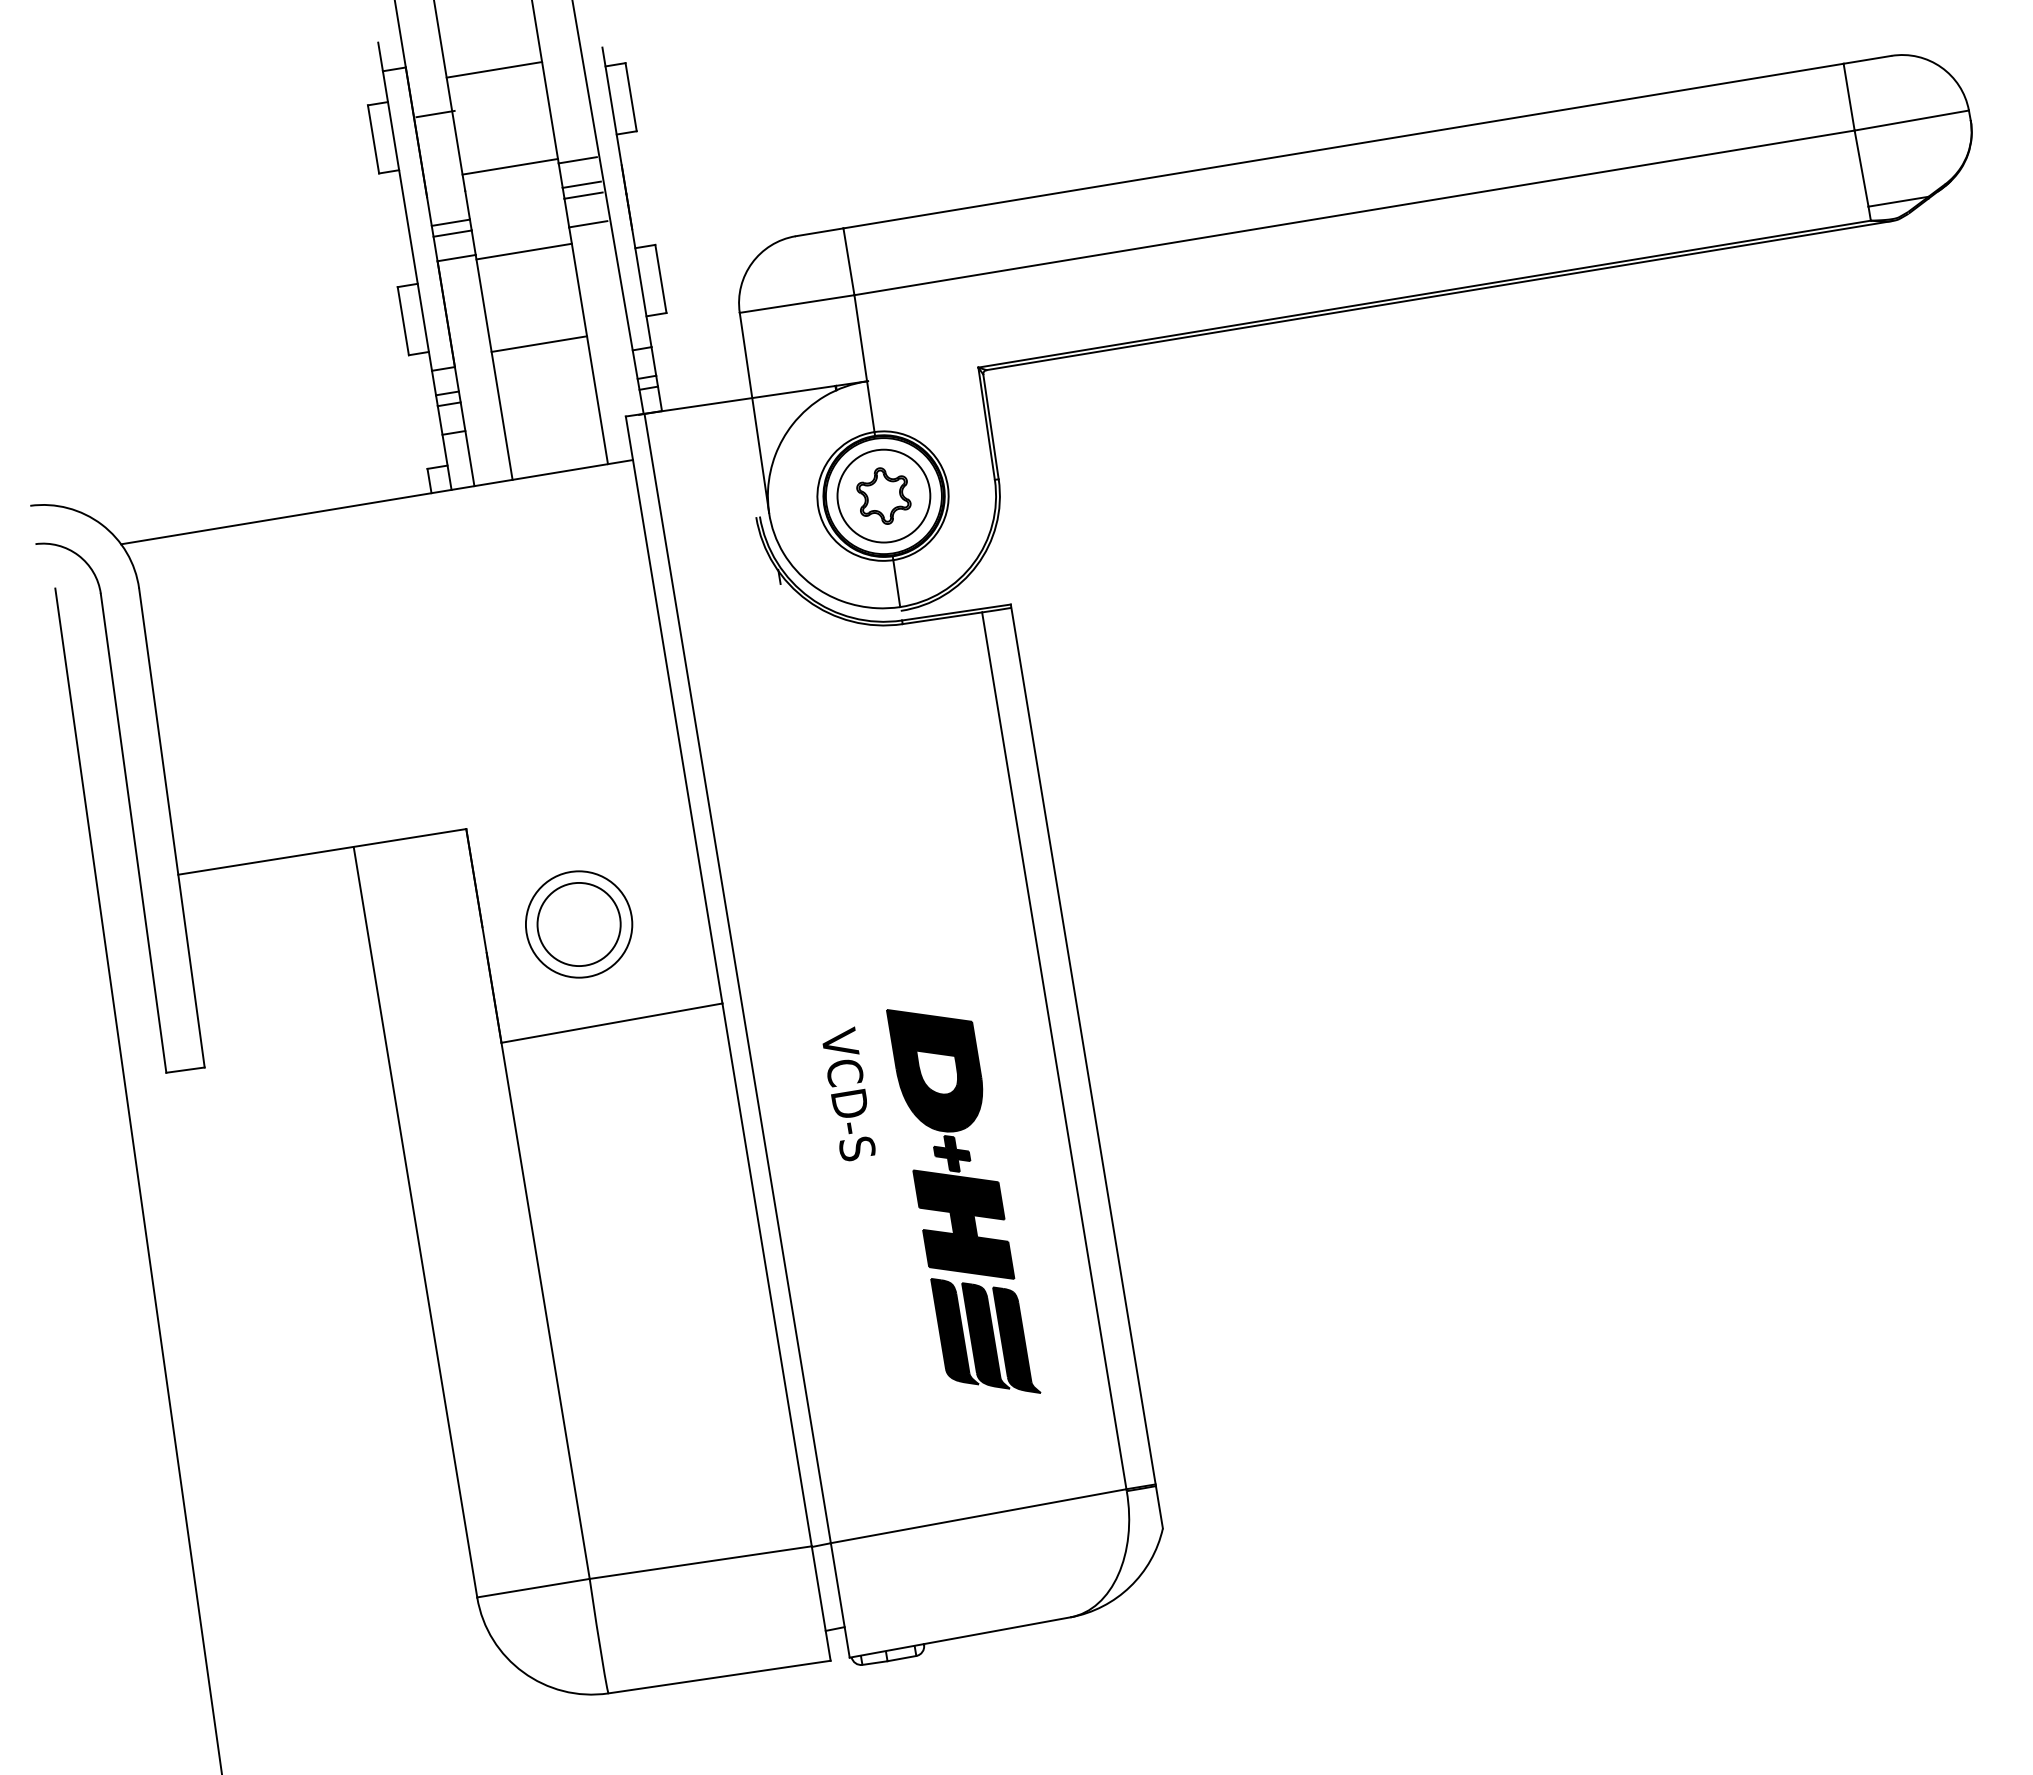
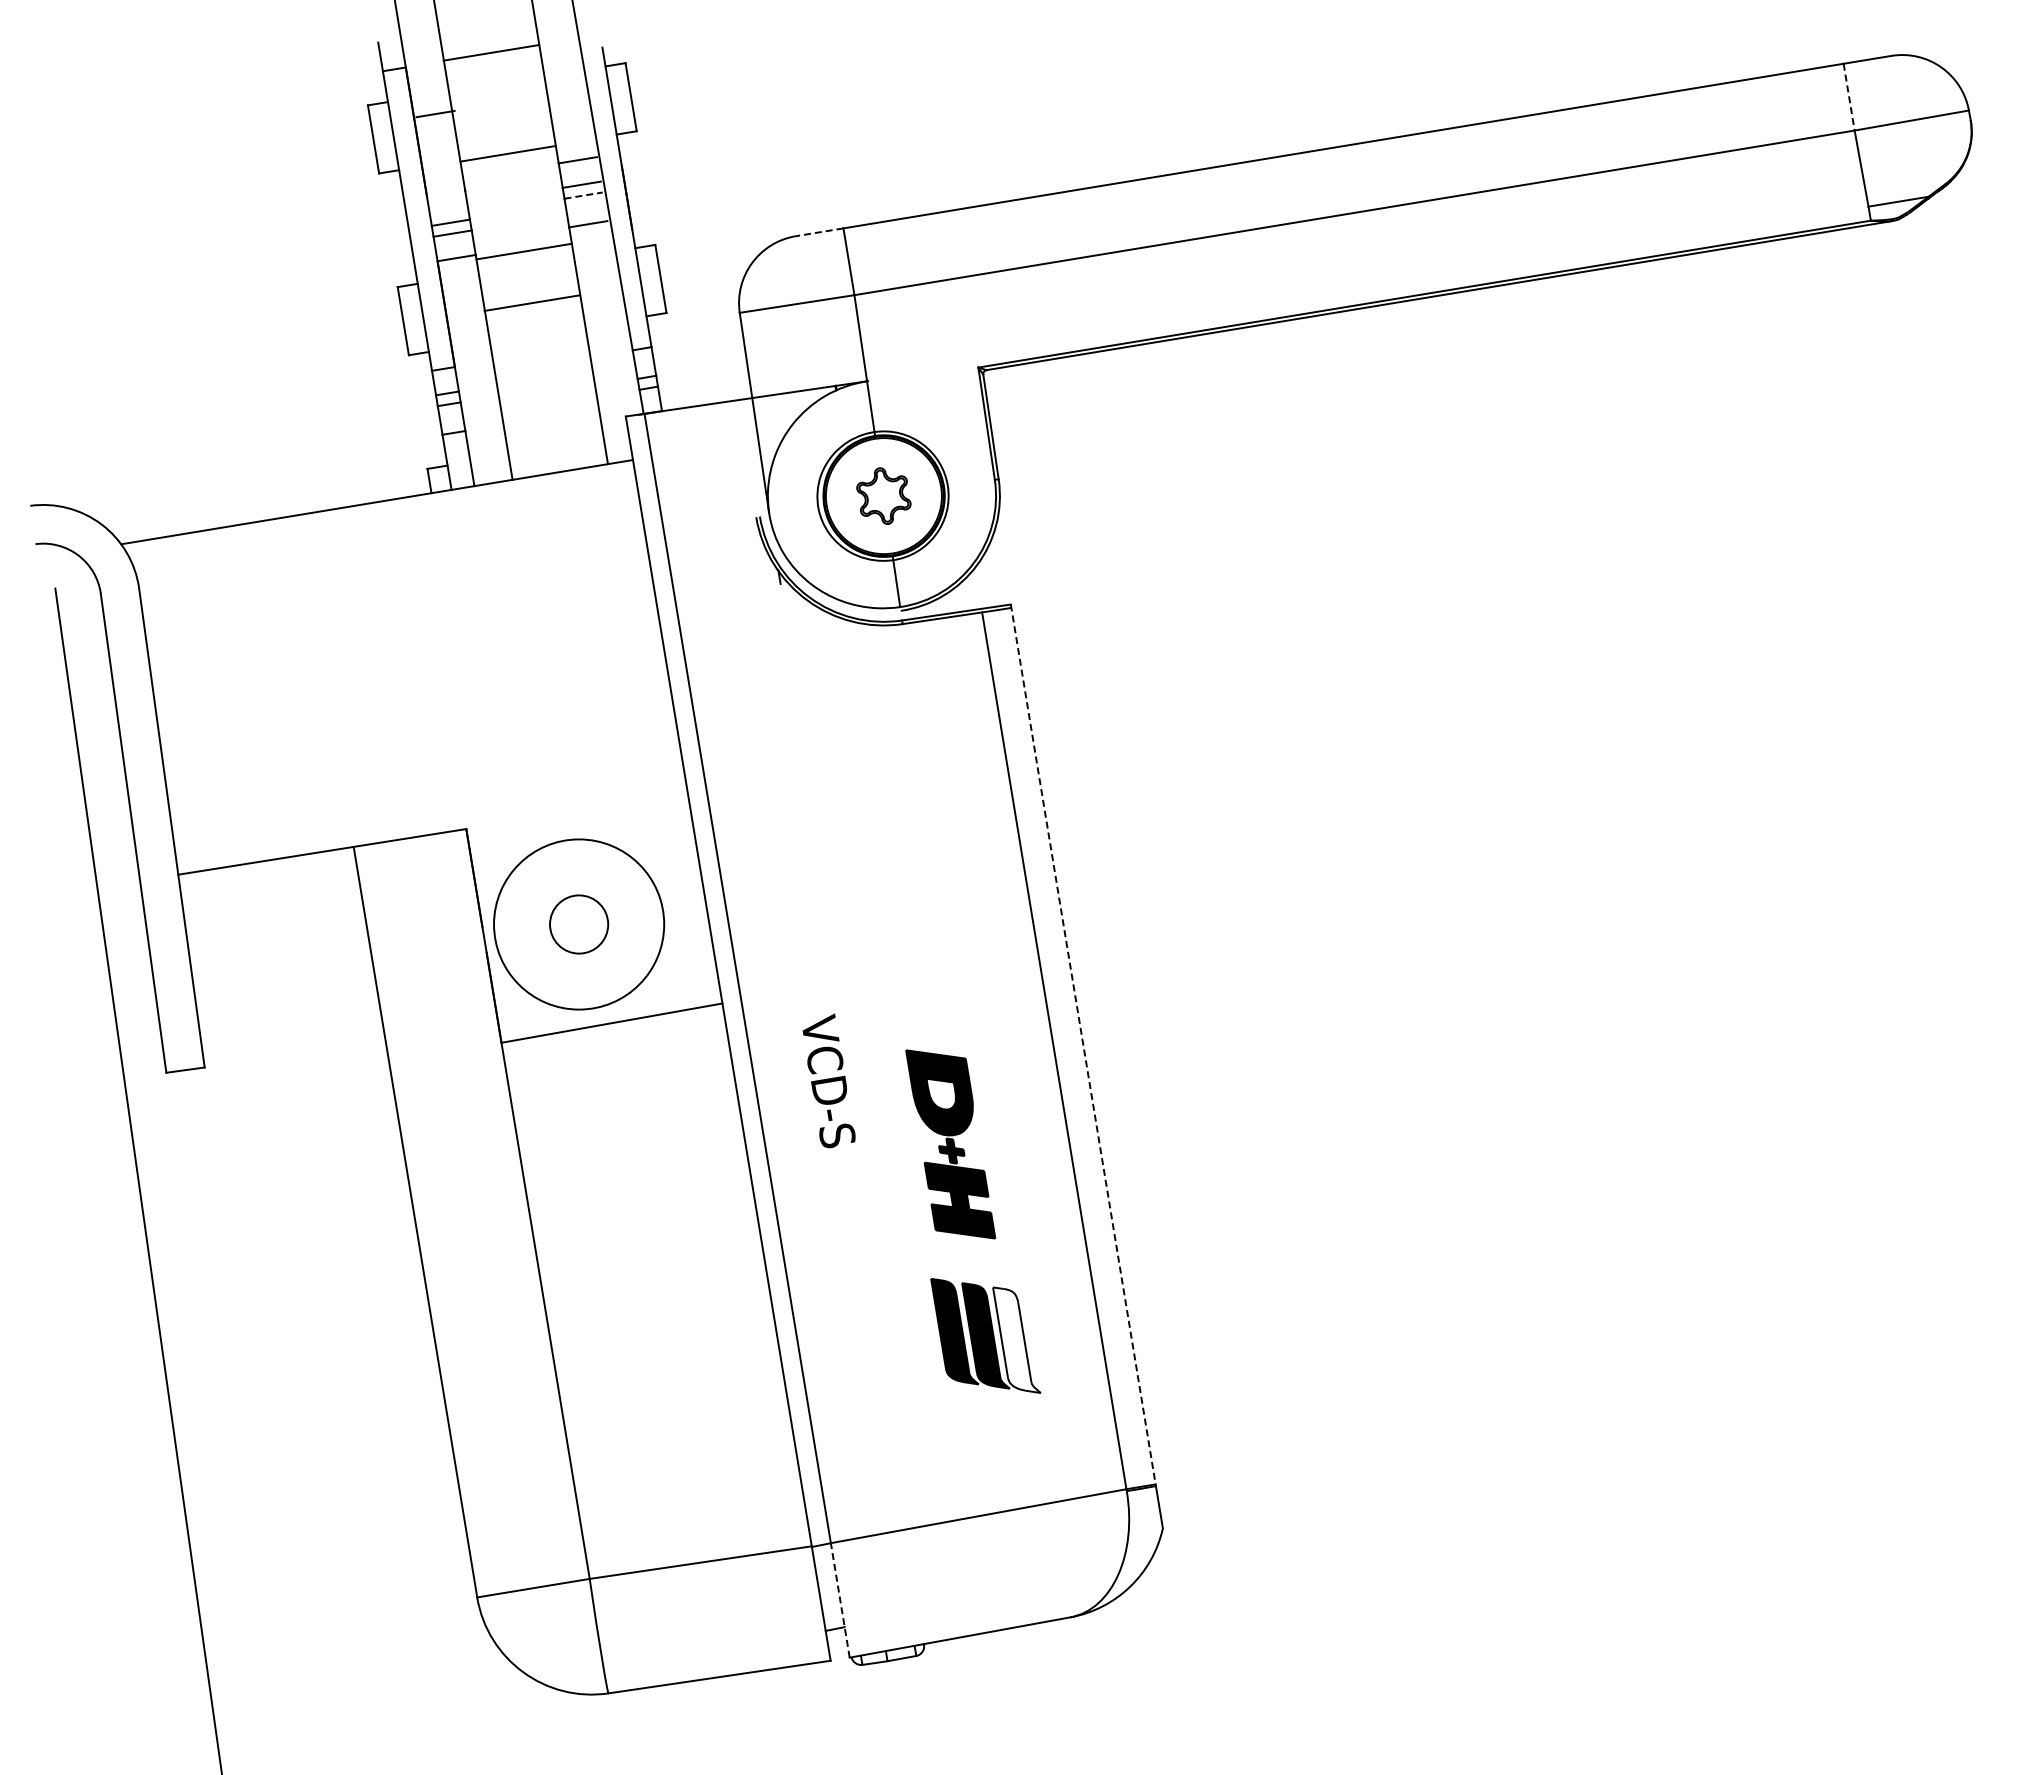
line position: (494, 69) -> (491, 52) (491, 52)
line: solid -> dashed (1849, 97)
line position: (510, 166) -> (508, 153) (508, 153)
line: solid -> dashed (584, 195)
line: solid -> dashed (819, 232)
line position: (539, 343) -> (532, 302) (532, 302)
circle: present -> none (883, 495)
circle diameter: 106 px -> 170 px (579, 924)
circle diameter: 83 px -> 58 px (579, 924)
line: solid -> dashed (1083, 1045)
text position: (848, 1093) -> (828, 1080) (828, 1080)
part size: 130x271 px -> 92x191 px (950, 1144)
fill: present -> none (1016, 1340)
line: solid -> dashed (840, 1599)
